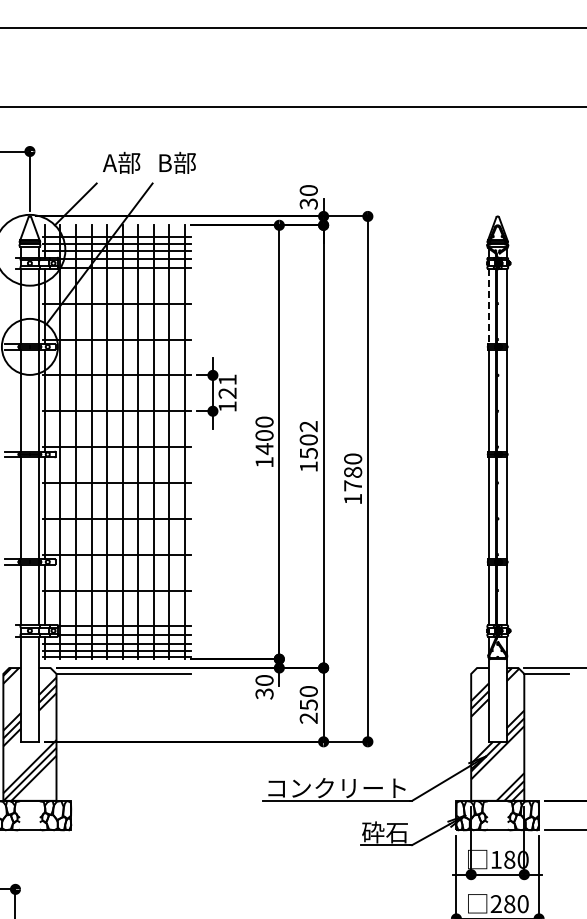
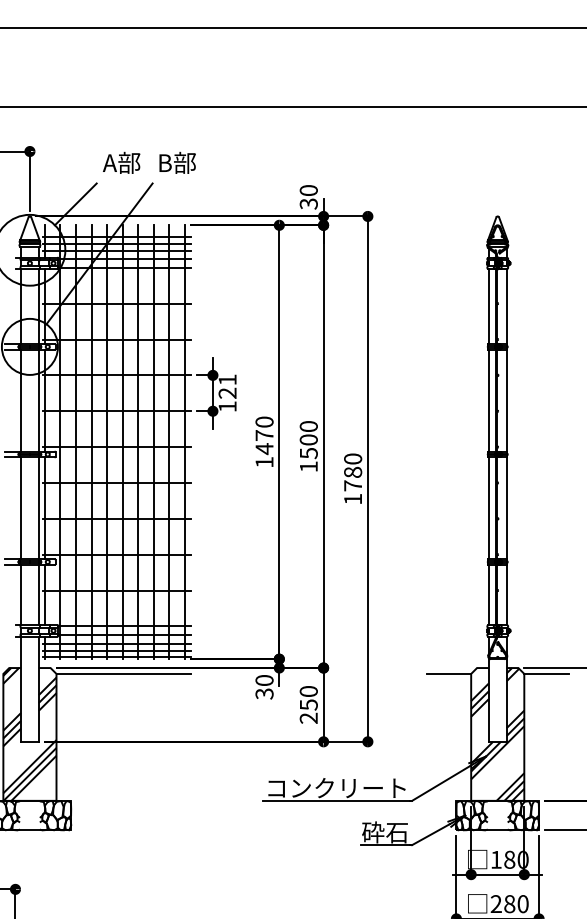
line: dashed -> solid (488, 307)
text: 1502 -> 1500 (308, 426)
text: 1400 -> 1470 (264, 435)
line: none -> present (448, 673)
